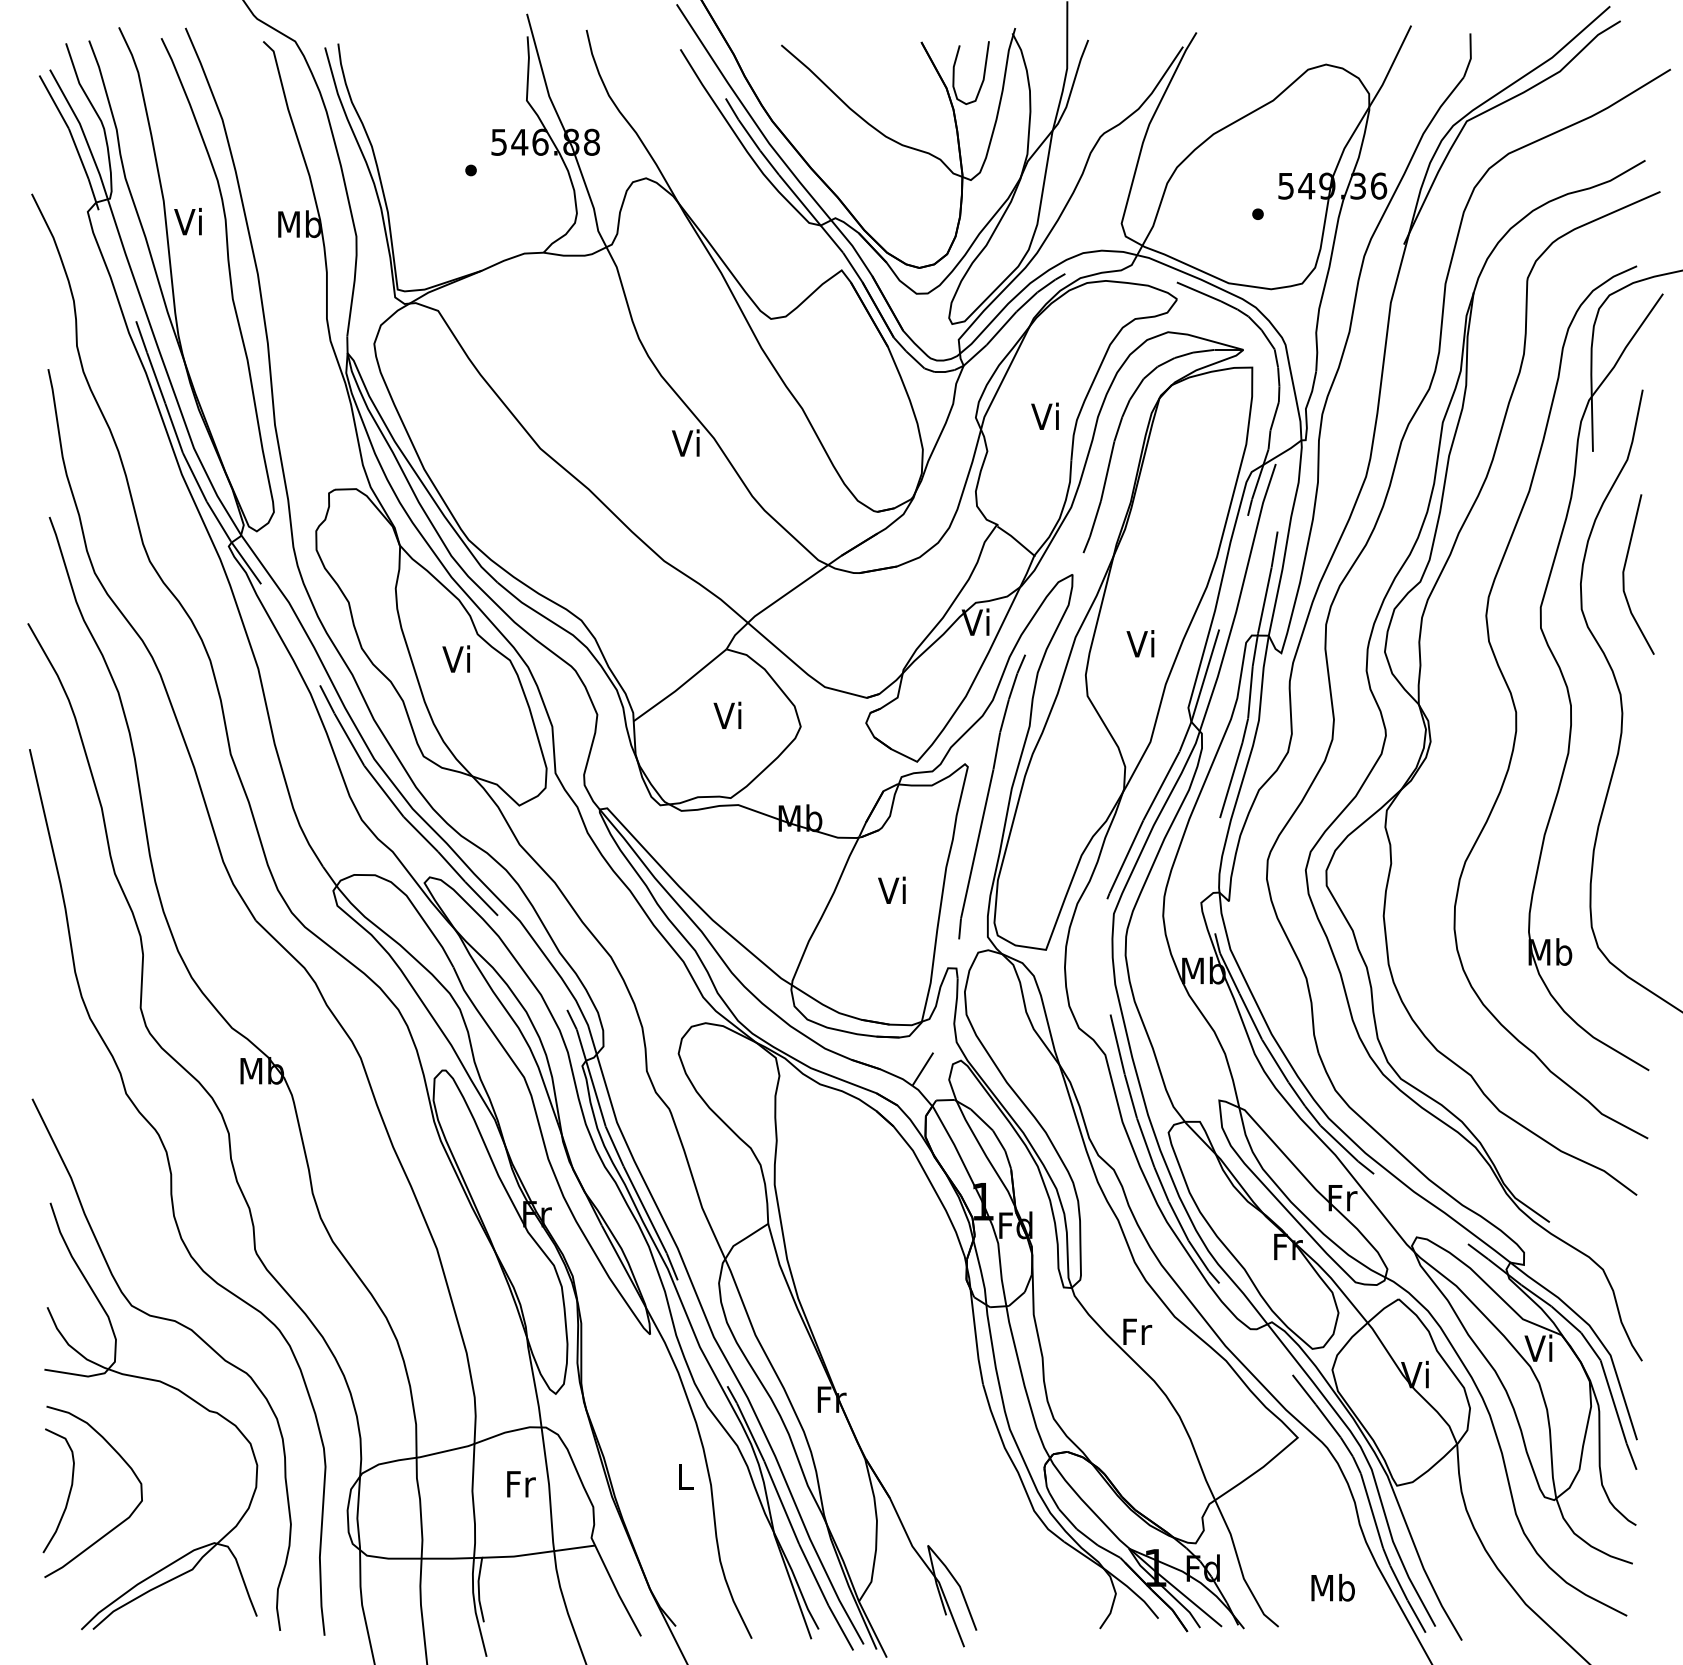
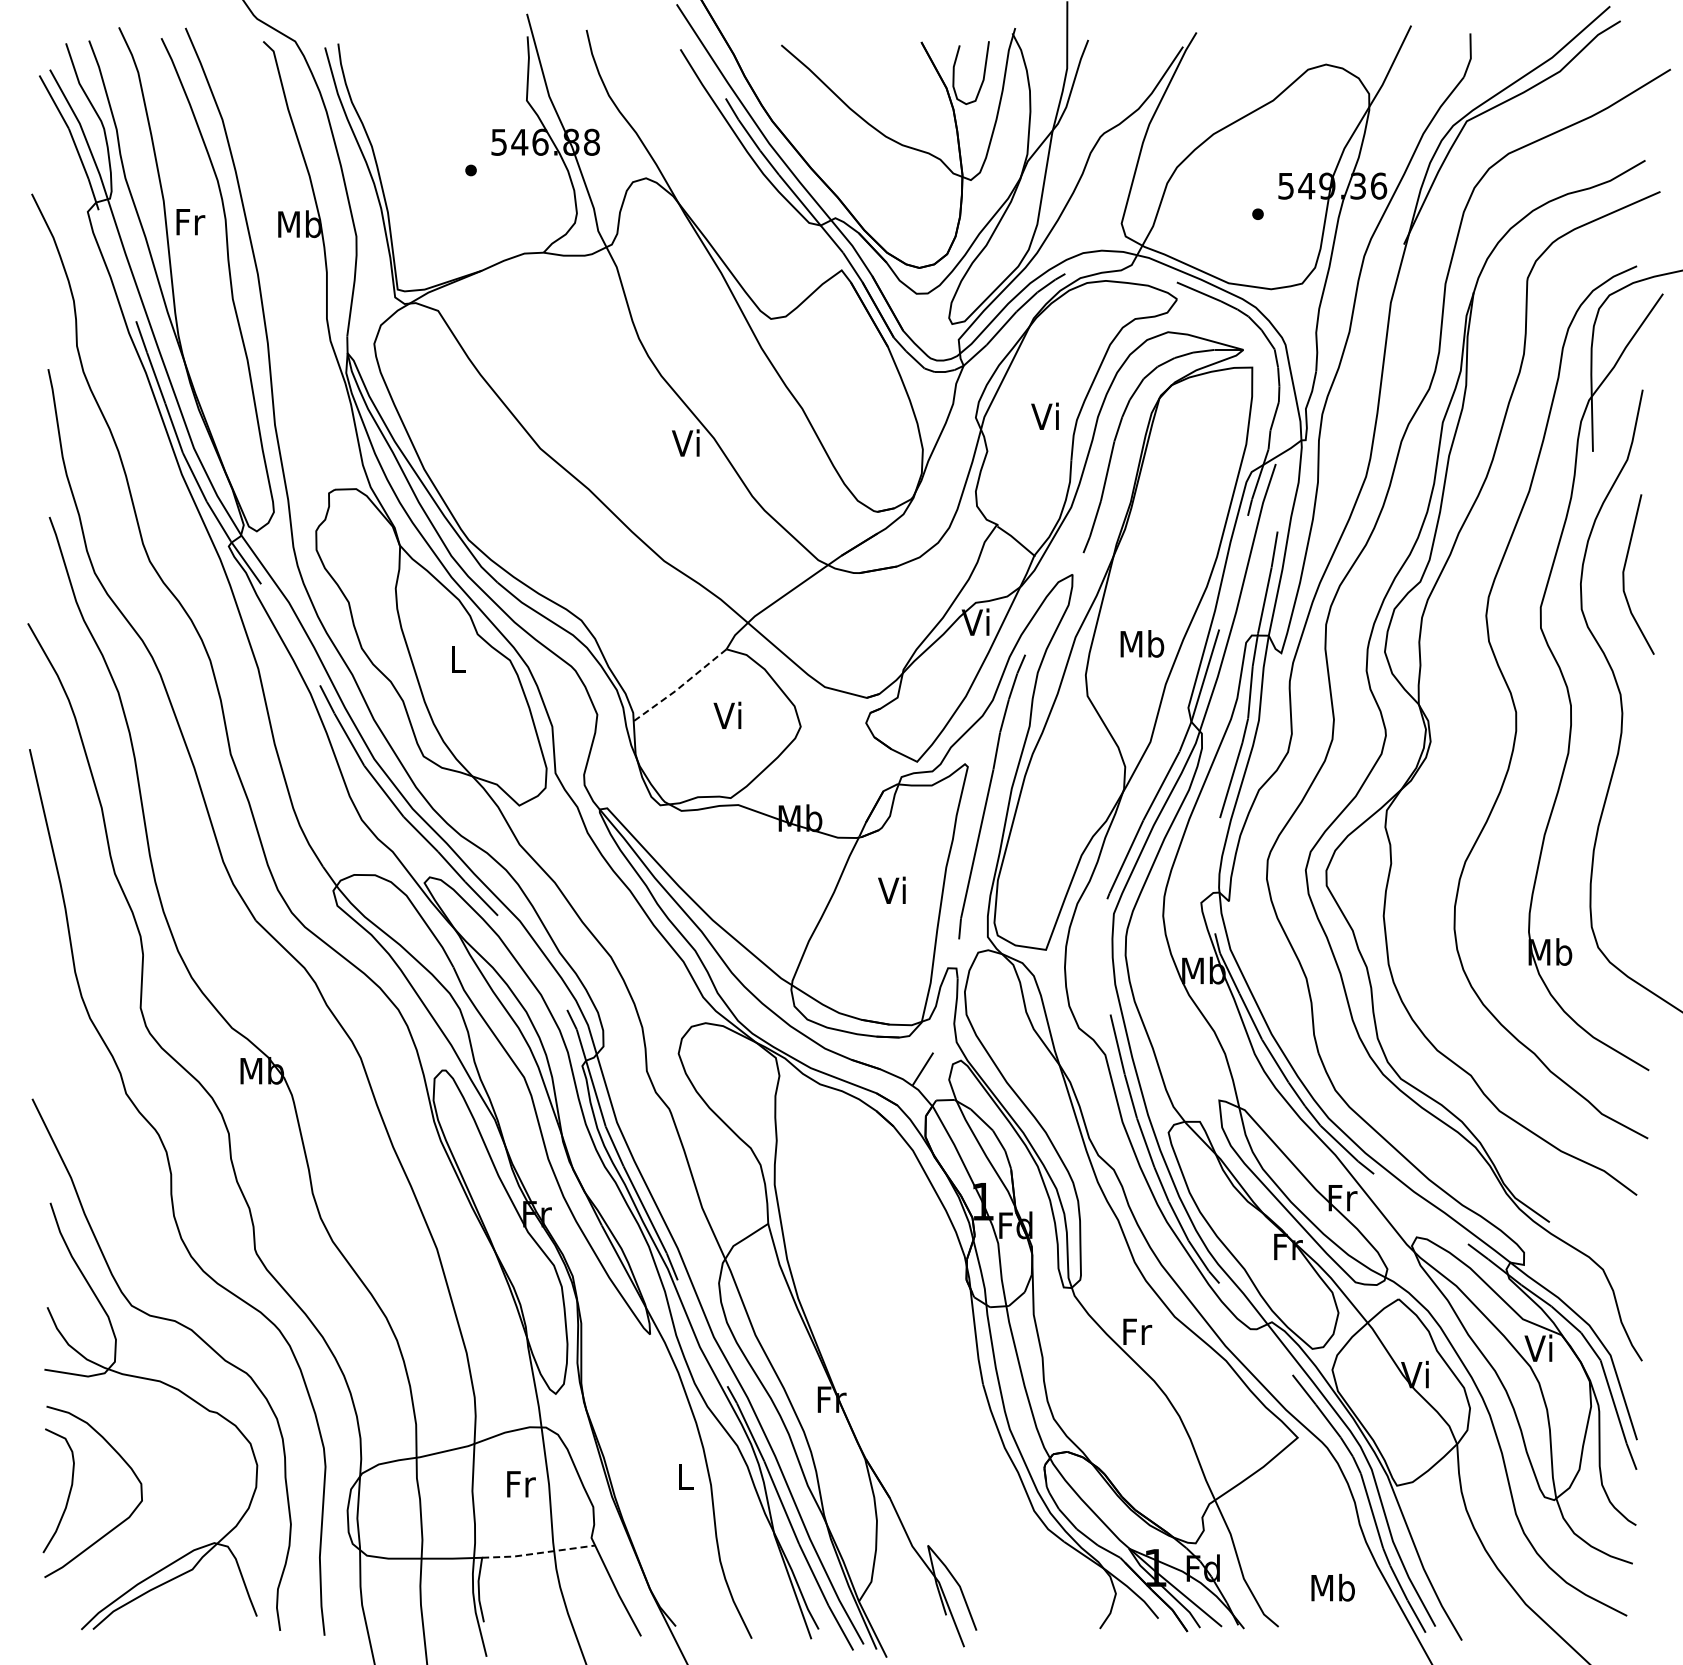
text: Vi -> Fr (189, 221)
text: Vi -> Mb (1142, 643)
text: Vi -> L (455, 658)
line: solid -> dashed (680, 686)
line: solid -> dashed (538, 1553)
